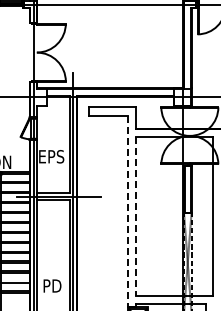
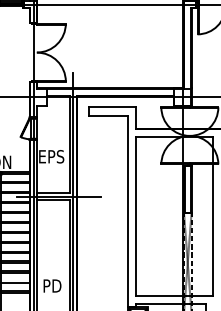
line: dashed -> solid (128, 211)
line: dashed -> solid (136, 216)
